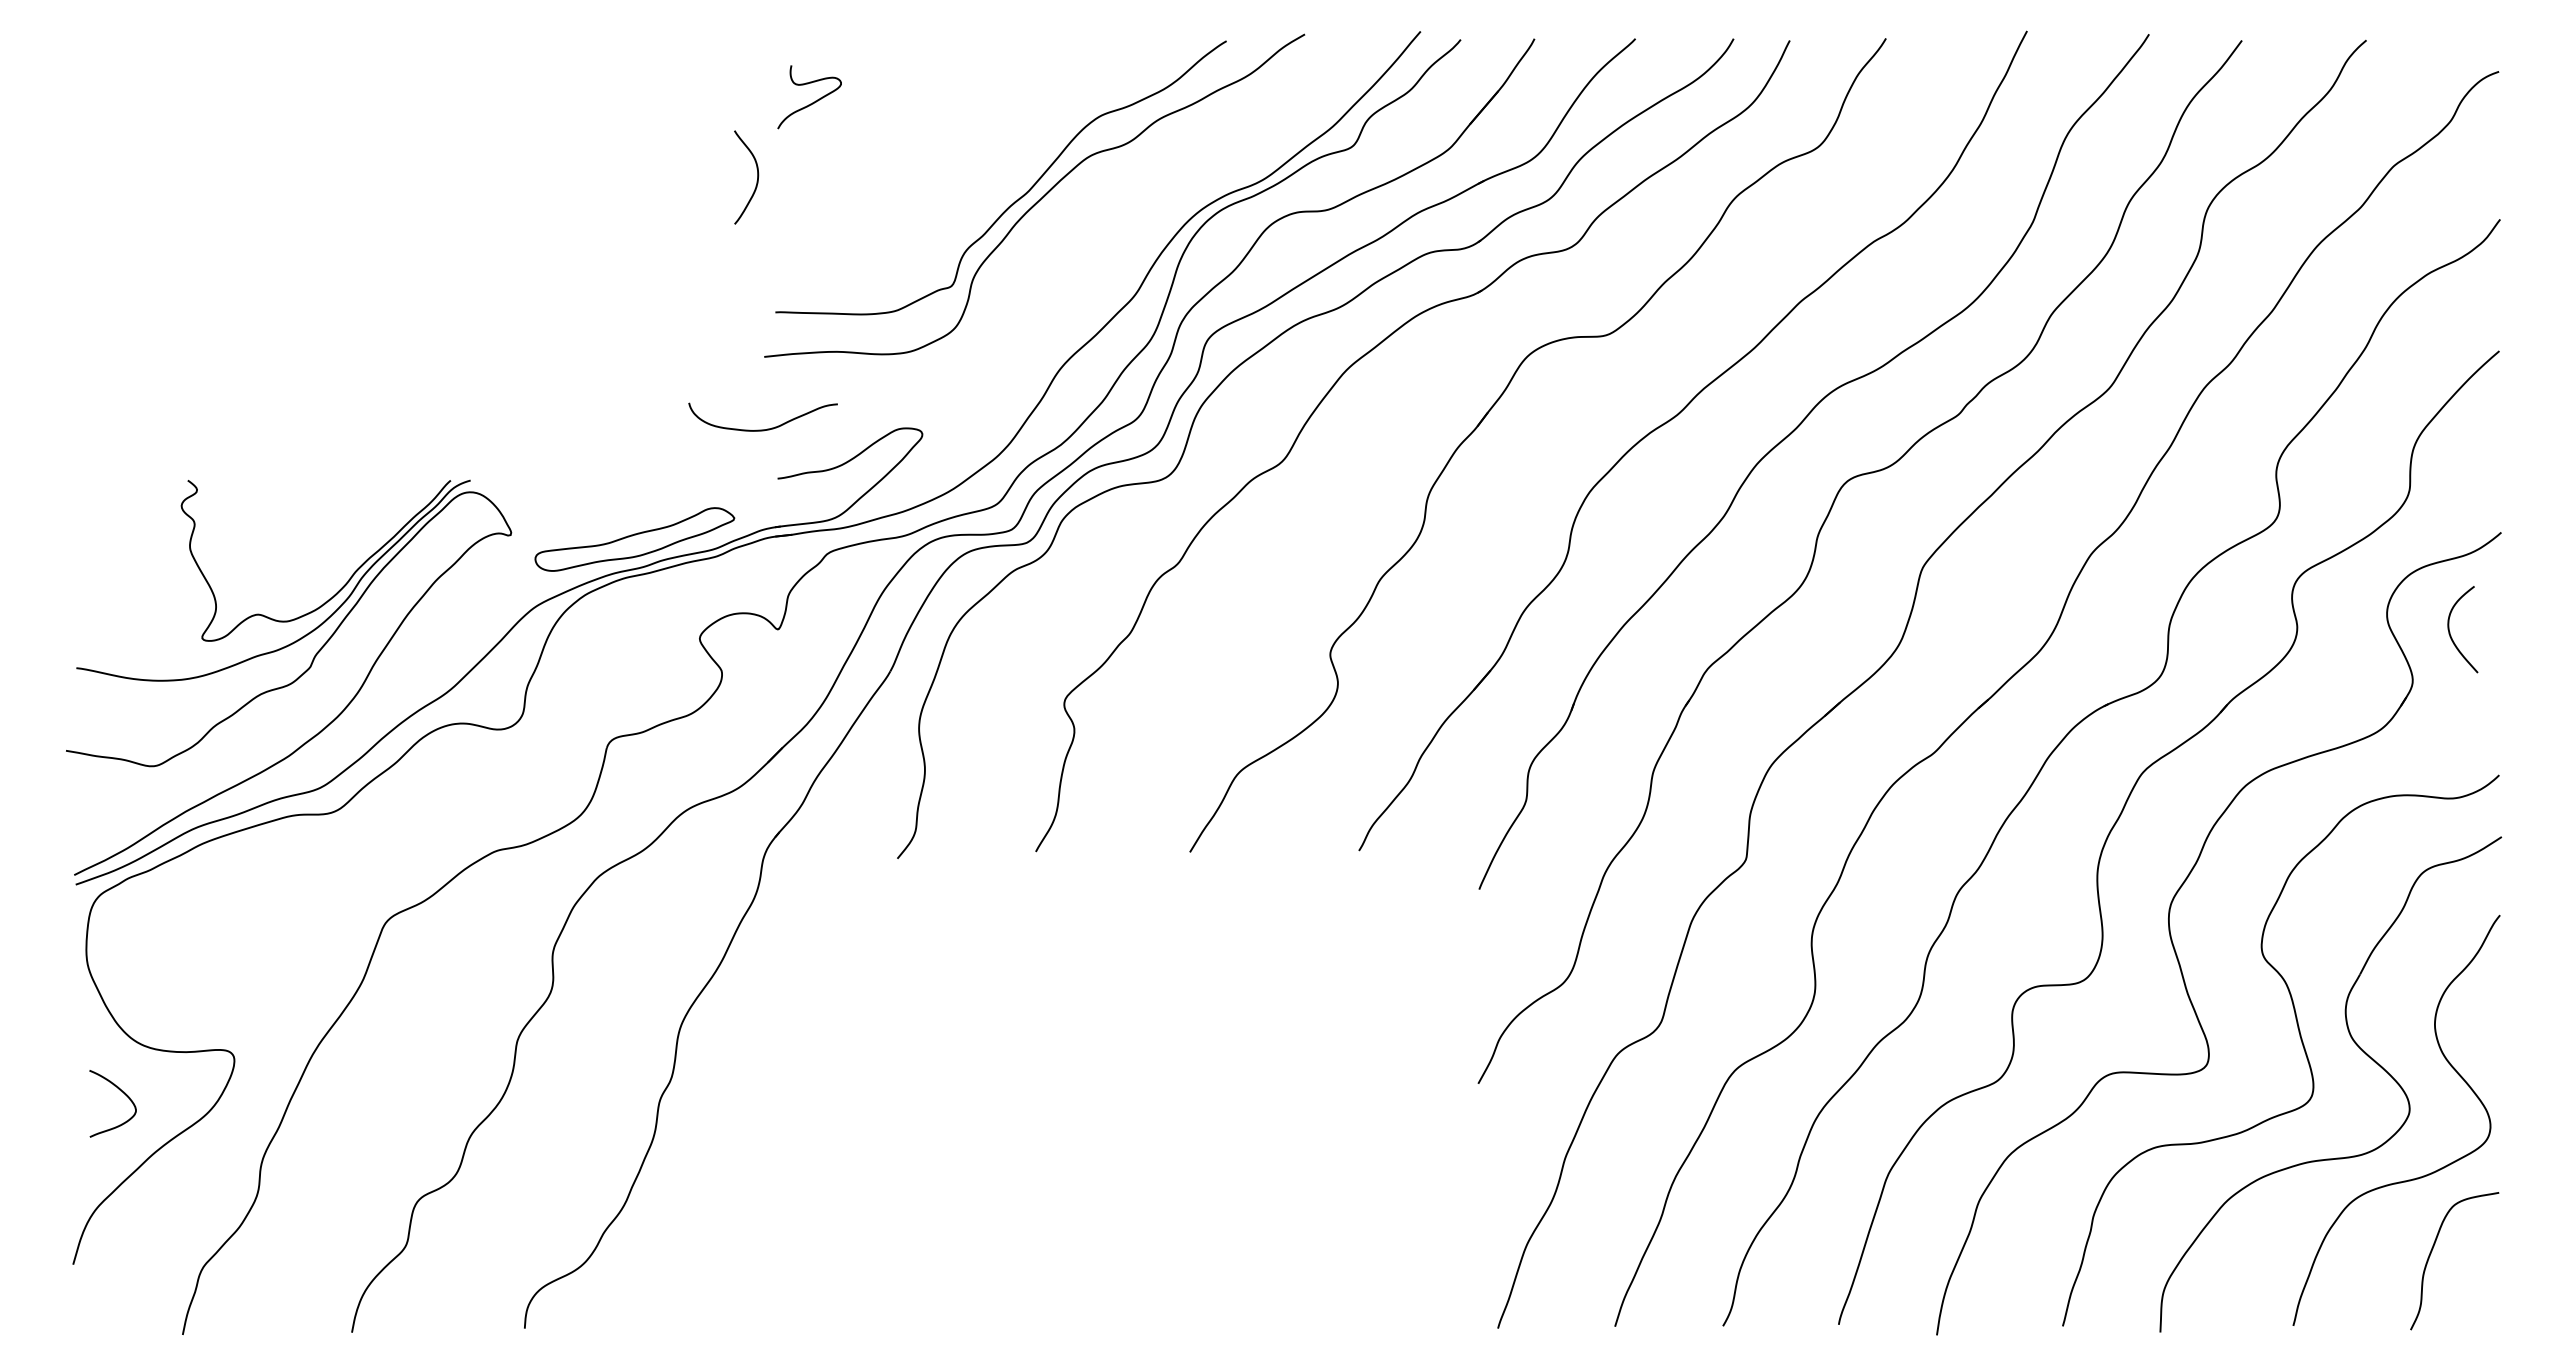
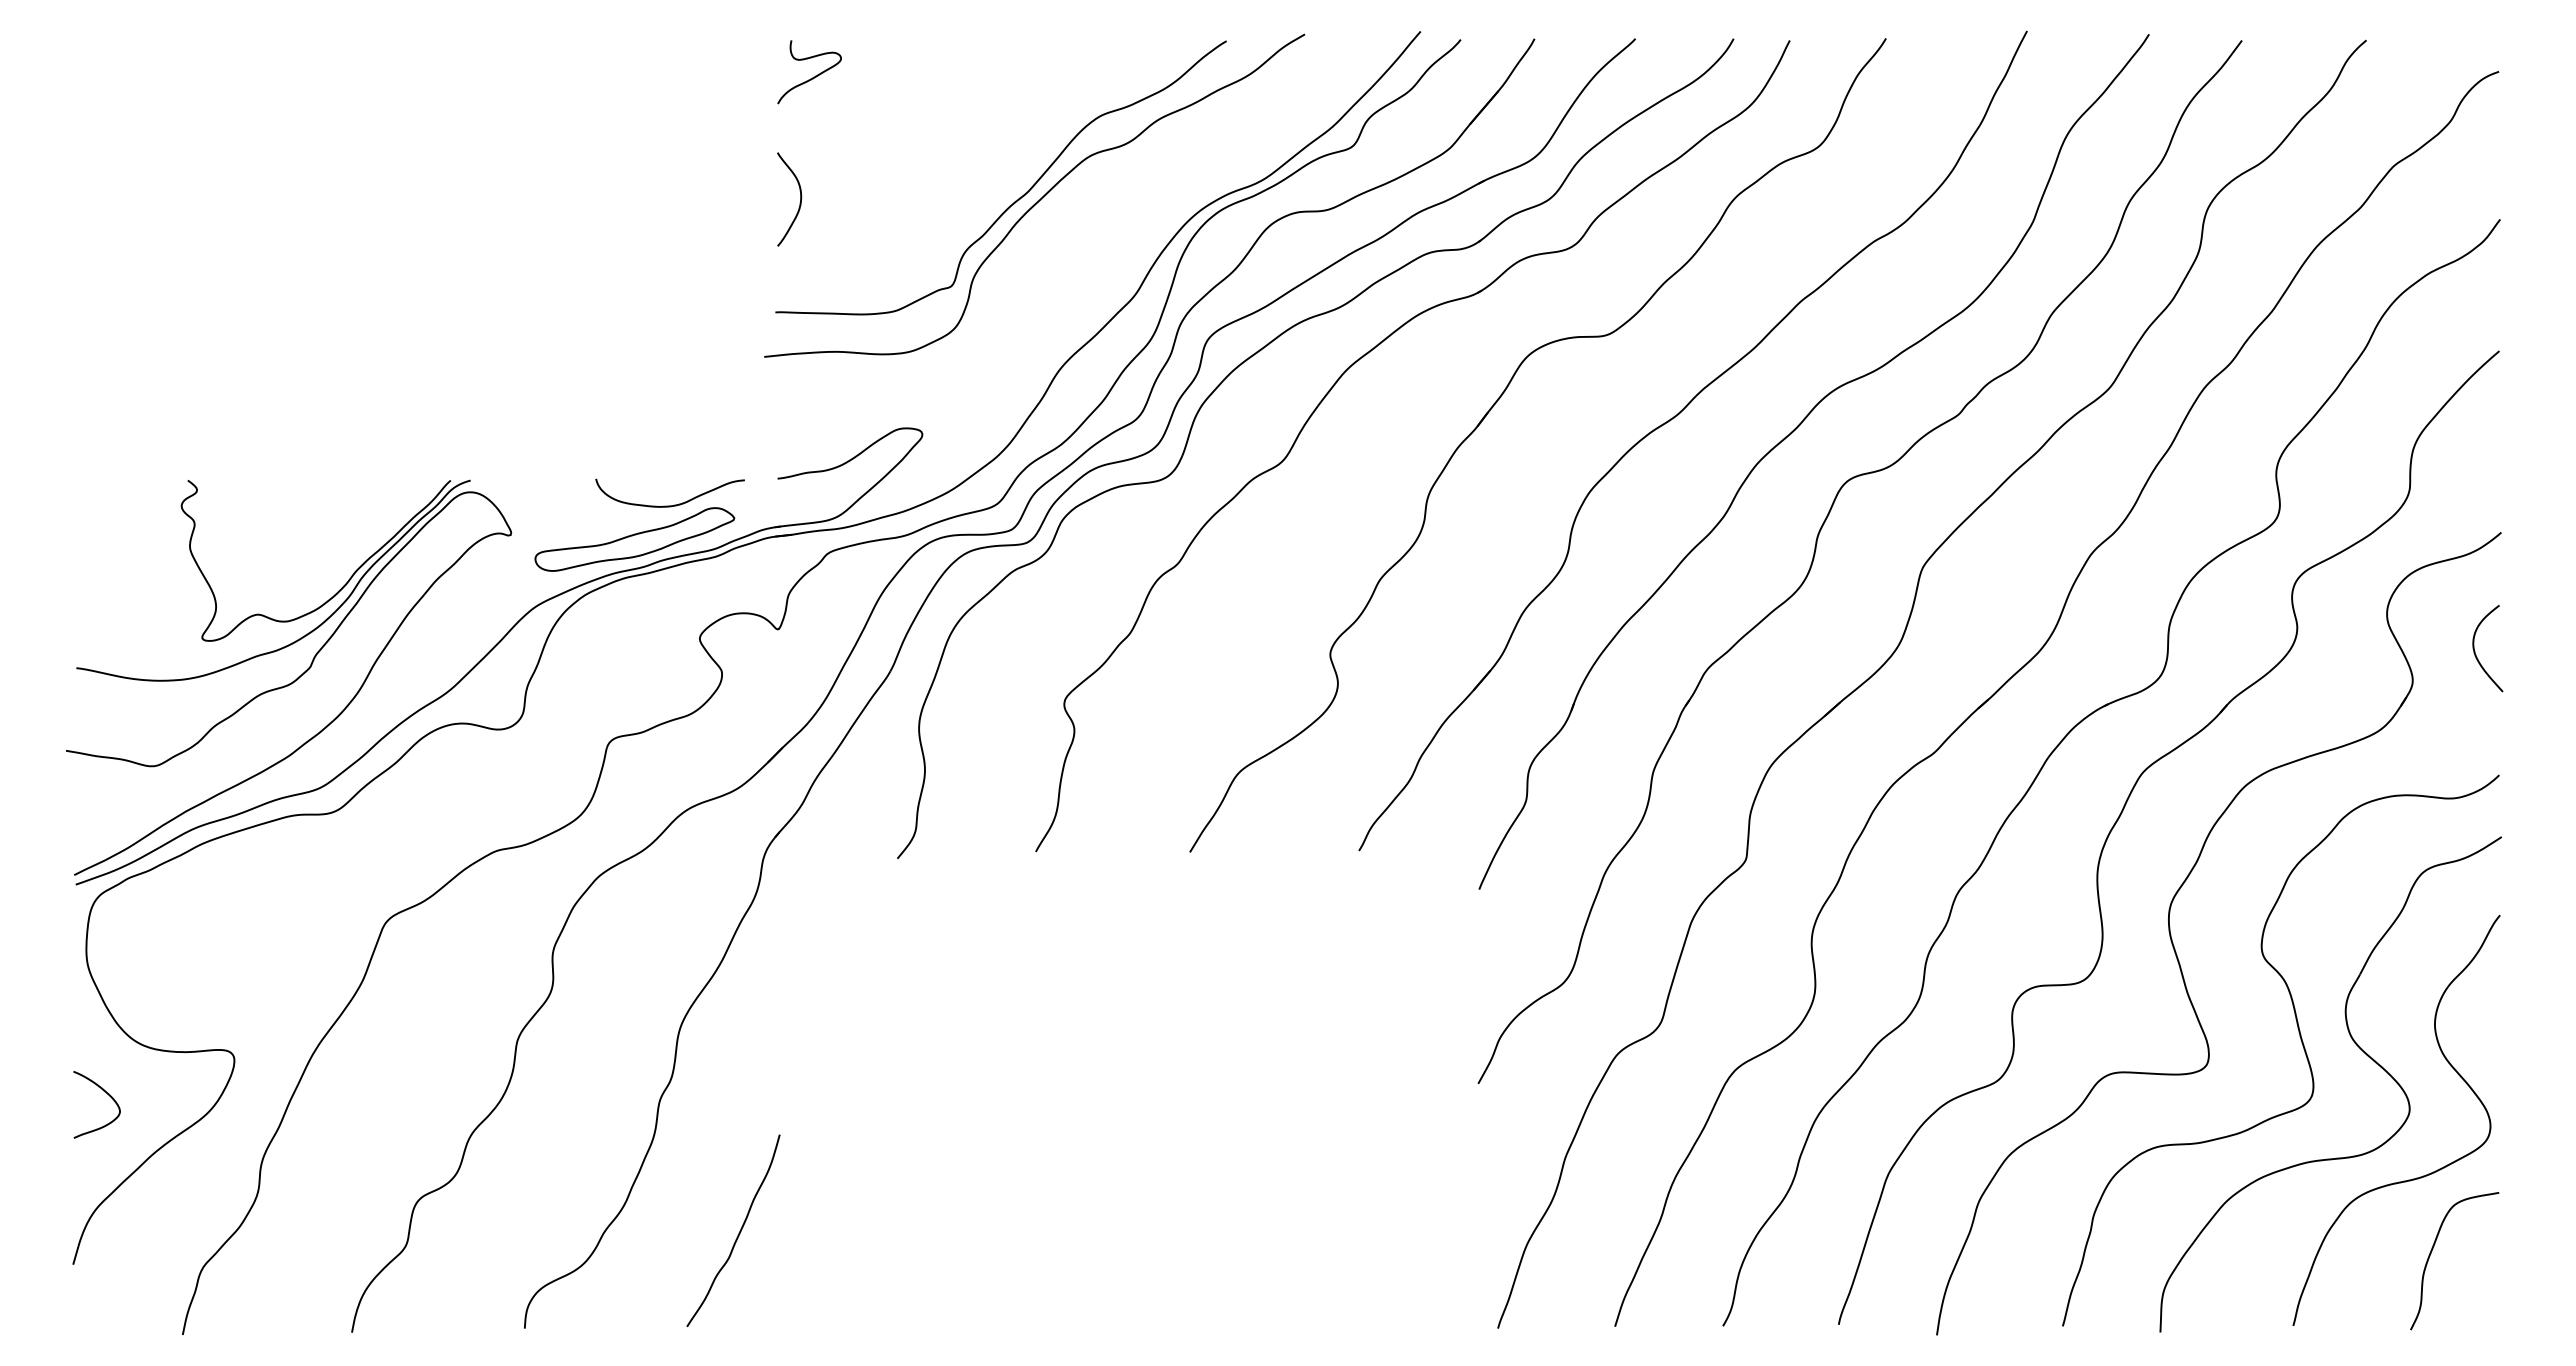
curve position: (812, 102) -> (812, 77) (812, 77)
curve position: (756, 181) -> (799, 203) (799, 203)
curve position: (767, 428) -> (674, 504) (674, 504)
curve position: (2450, 632) -> (2475, 651) (2475, 651)
curve position: (120, 1091) -> (104, 1092) (104, 1092)
curve: none -> present (738, 1233)
